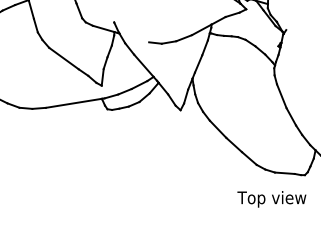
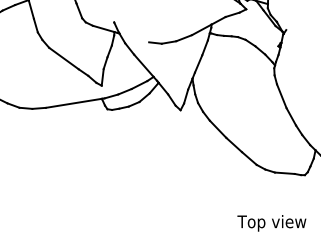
text position: (271, 199) -> (271, 223) (271, 223)
